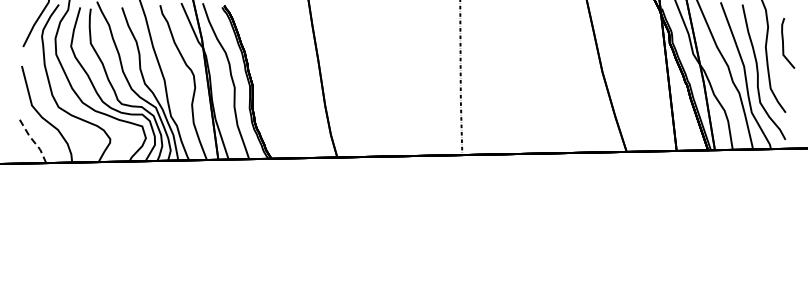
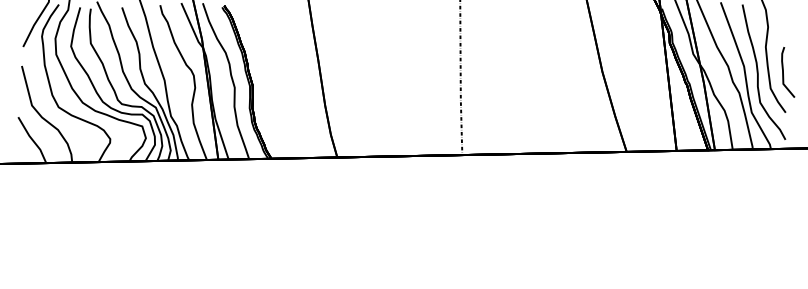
curve position: (783, 43) -> (783, 72) (783, 72)
line: dashed -> solid (32, 139)
